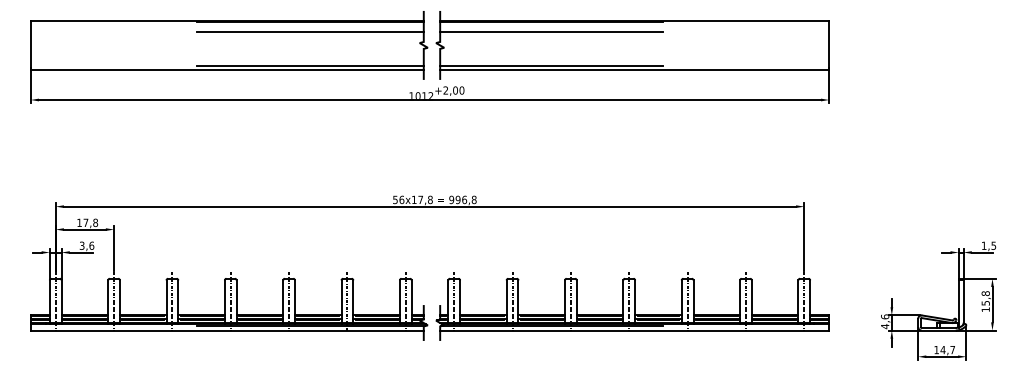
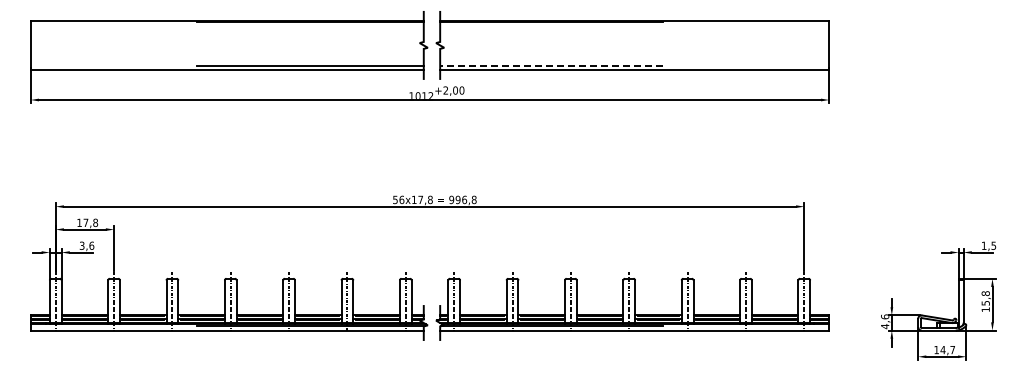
line: present -> none (309, 31)
line: present -> none (551, 31)
line: solid -> dashed (551, 65)
